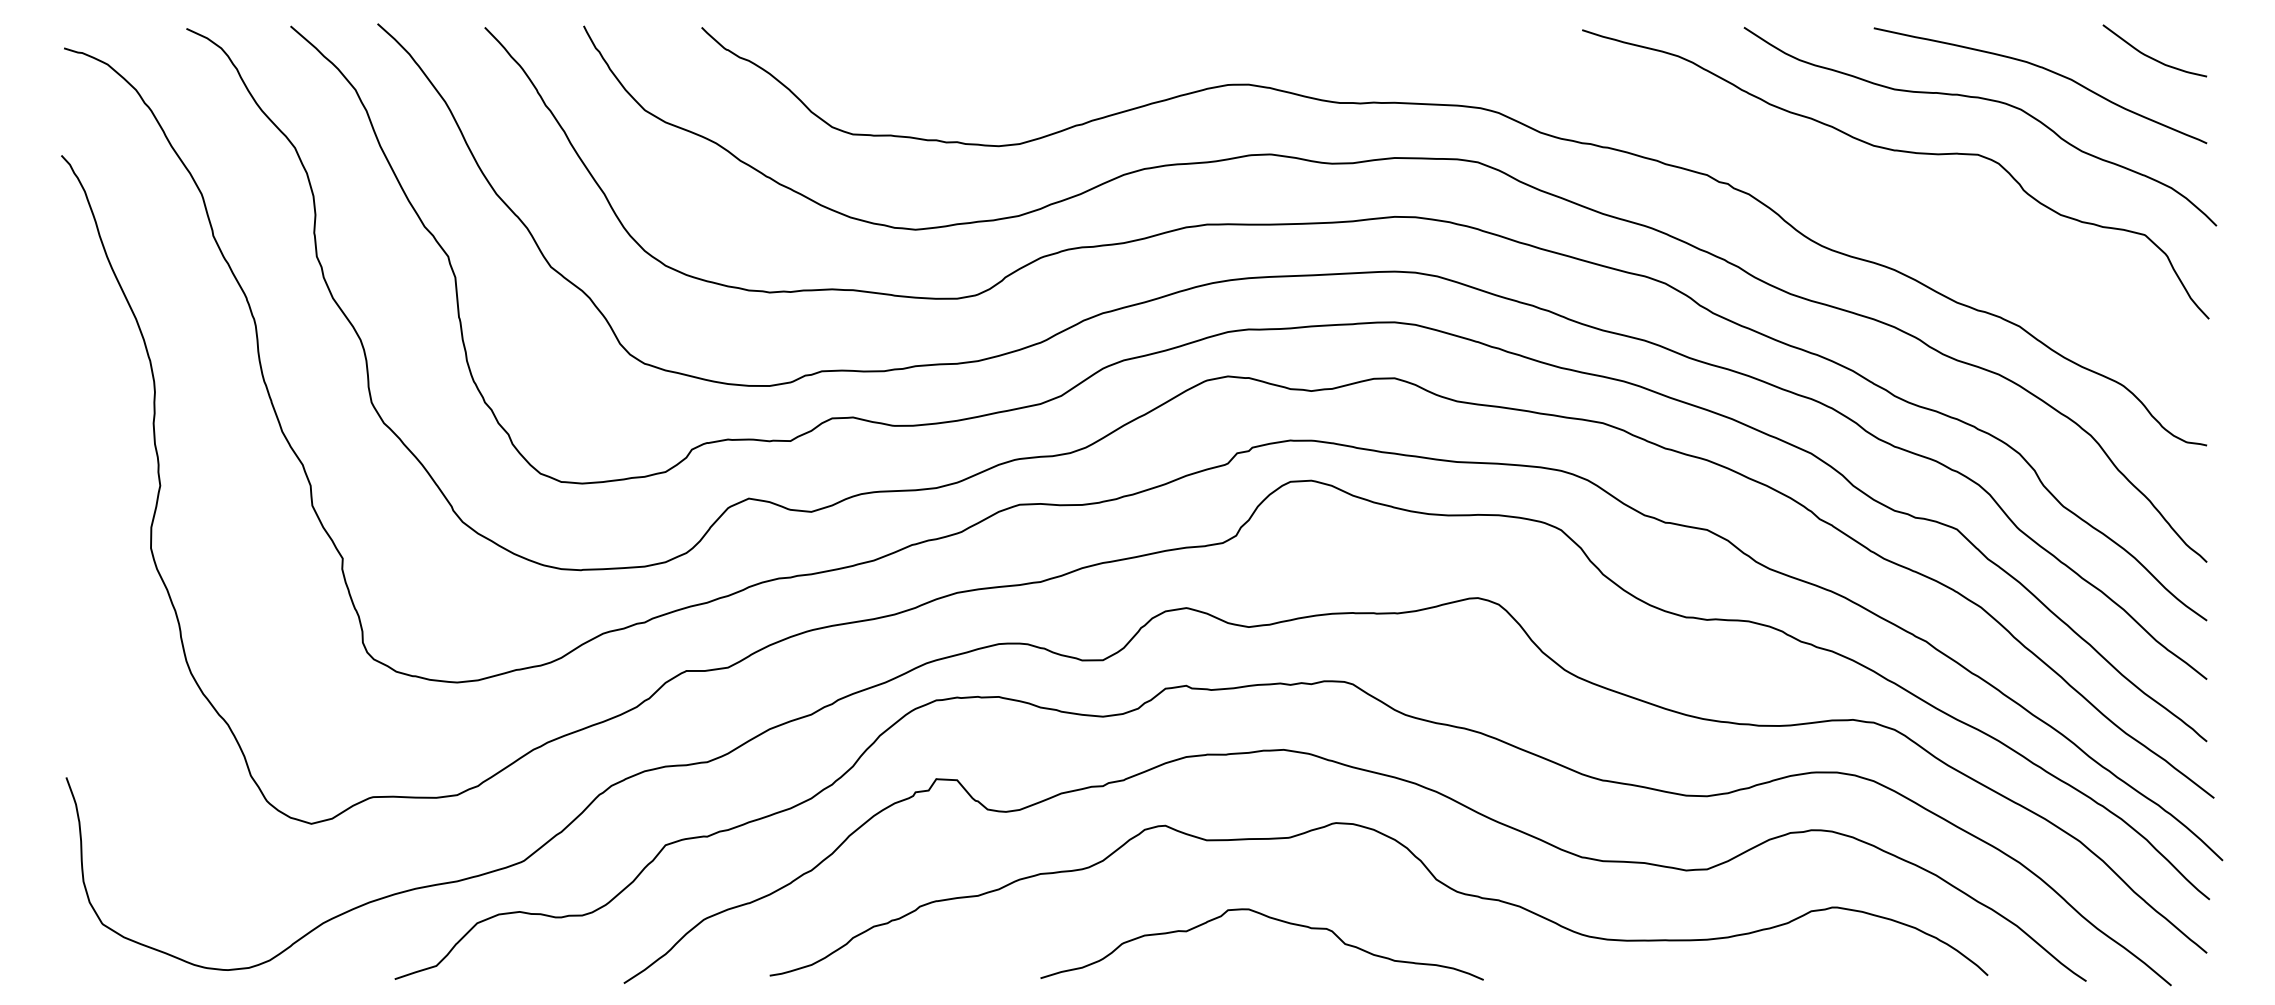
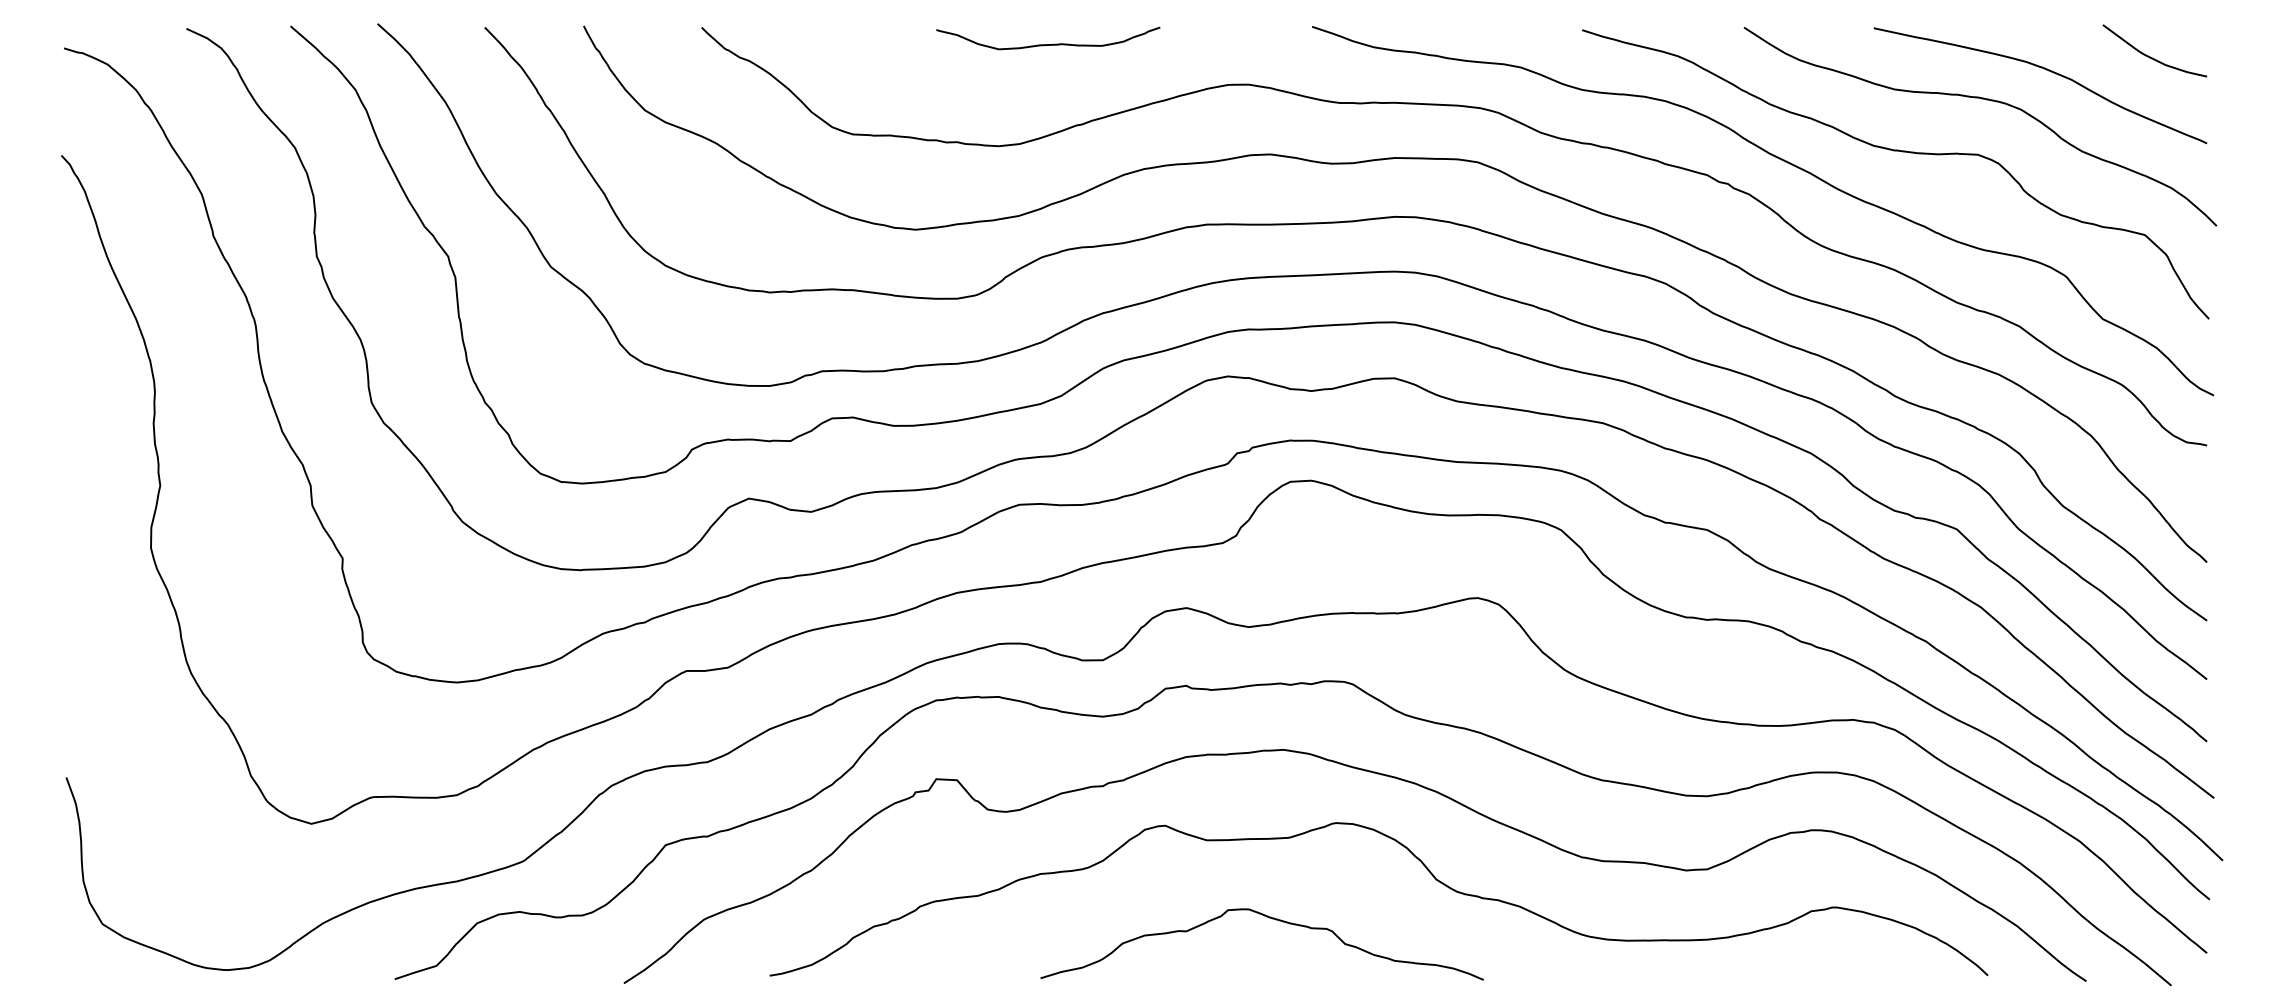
curve: none -> present (1048, 44)
curve: none -> present (1787, 163)
